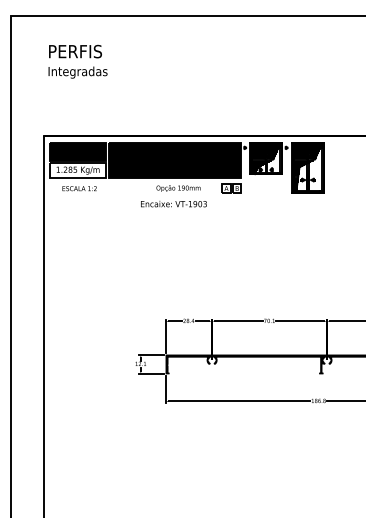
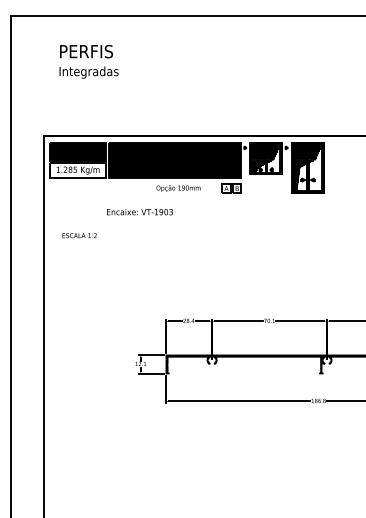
text position: (77, 61) -> (88, 61) (88, 61)
text position: (79, 188) -> (79, 235) (79, 235)
text position: (173, 204) -> (139, 212) (139, 212)
